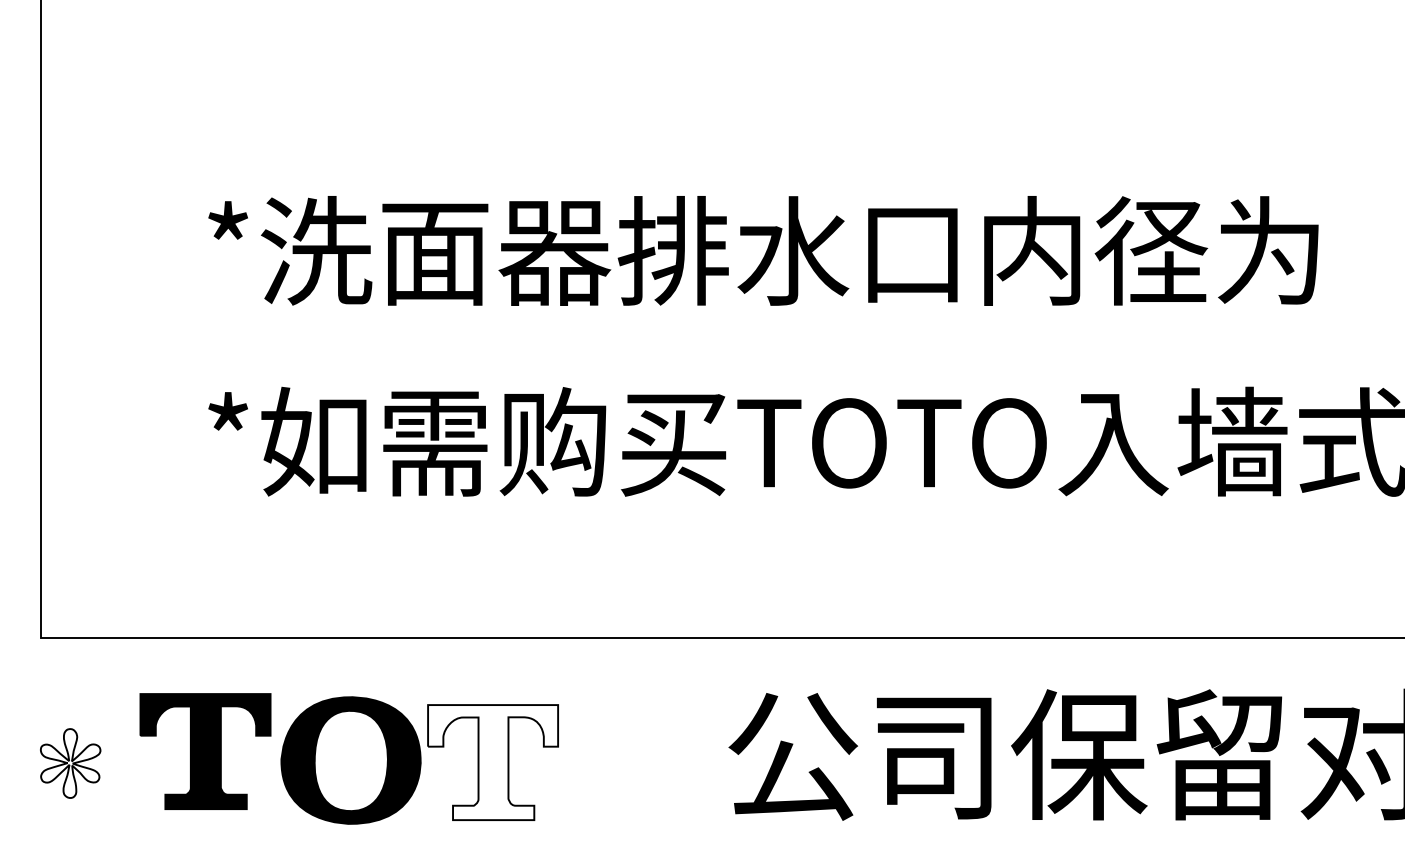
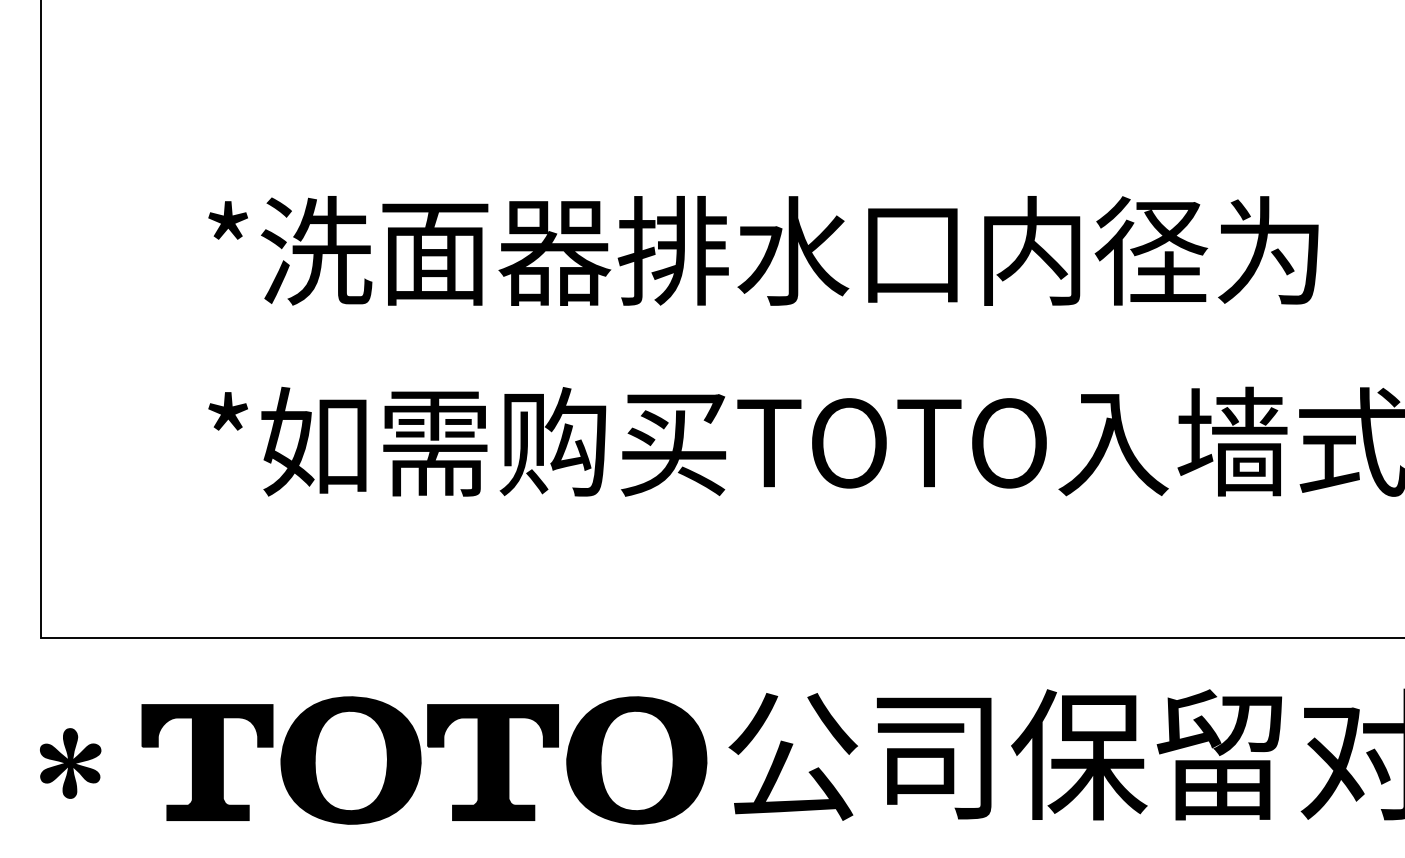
part position: (205, 751) -> (207, 762) (207, 762)
part: none -> present (636, 760)
fill: none -> present (493, 762)
fill: none -> present (70, 763)
